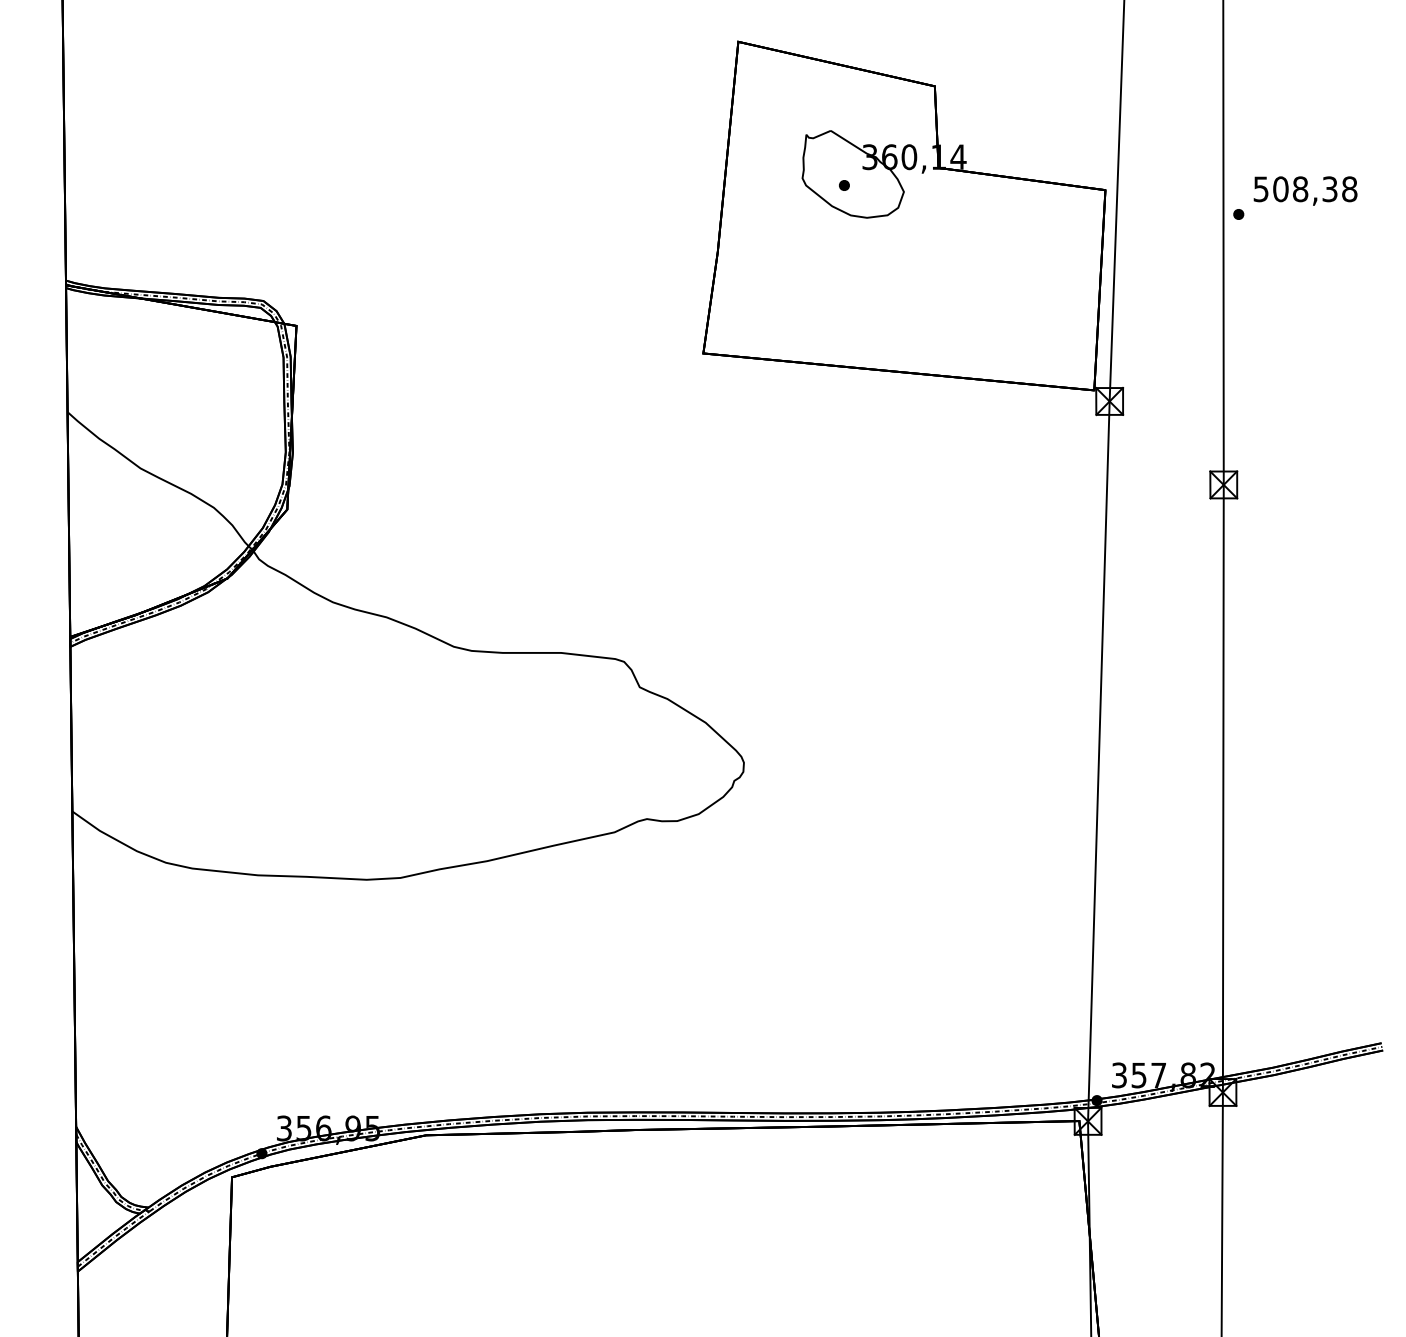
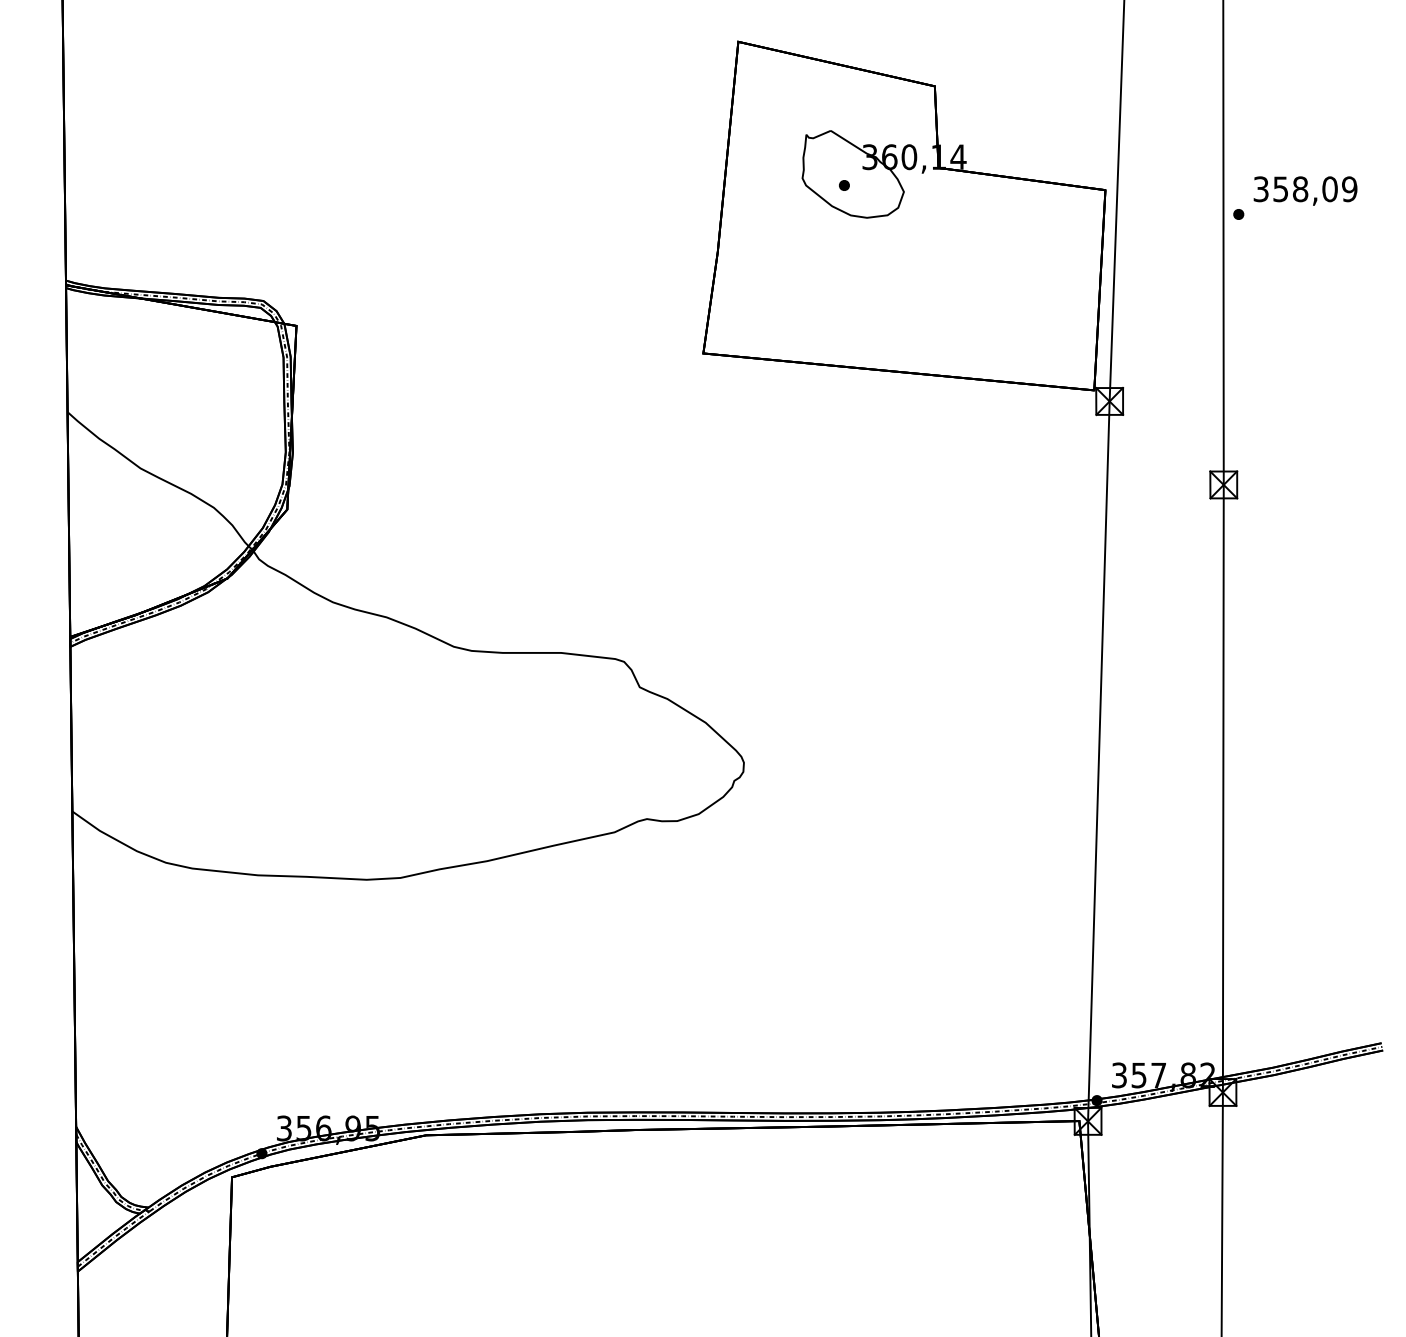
text: 508,38 -> 358,09 (1305, 189)
